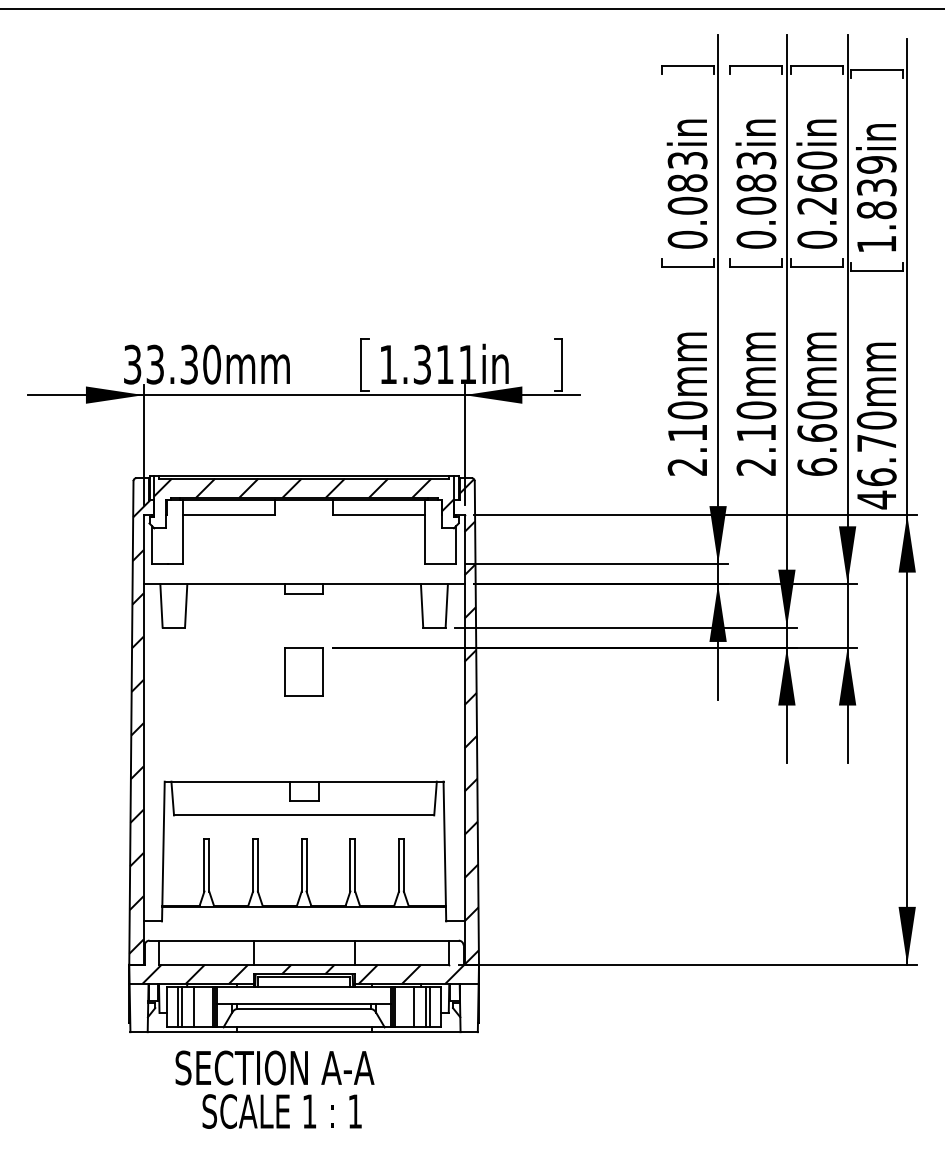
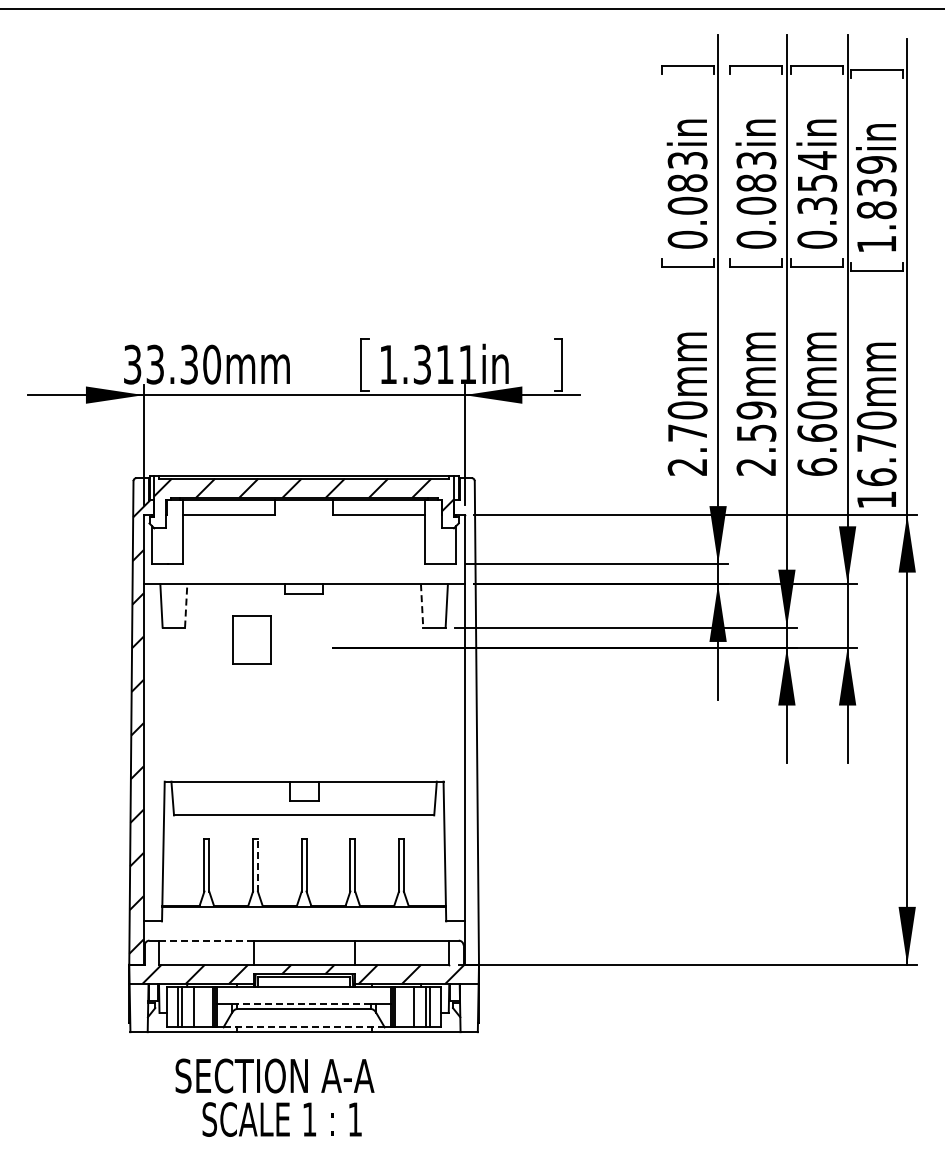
text: 0.260in -> 0.354in (817, 182)
text: 2.10mm -> 2.59mm (756, 421)
text: 2.10mm -> 2.70mm (687, 432)
text: 46.70mm -> 16.70mm (876, 499)
line: solid -> dashed (186, 605)
line: solid -> dashed (422, 605)
part position: (303, 671) -> (251, 639) (251, 639)
hatch: present -> none (468, 721)
line: solid -> dashed (257, 864)
line: solid -> dashed (206, 940)
line: solid -> dashed (304, 1004)
line: solid -> dashed (304, 1027)
text position: (274, 1089) -> (274, 1097) (274, 1097)
